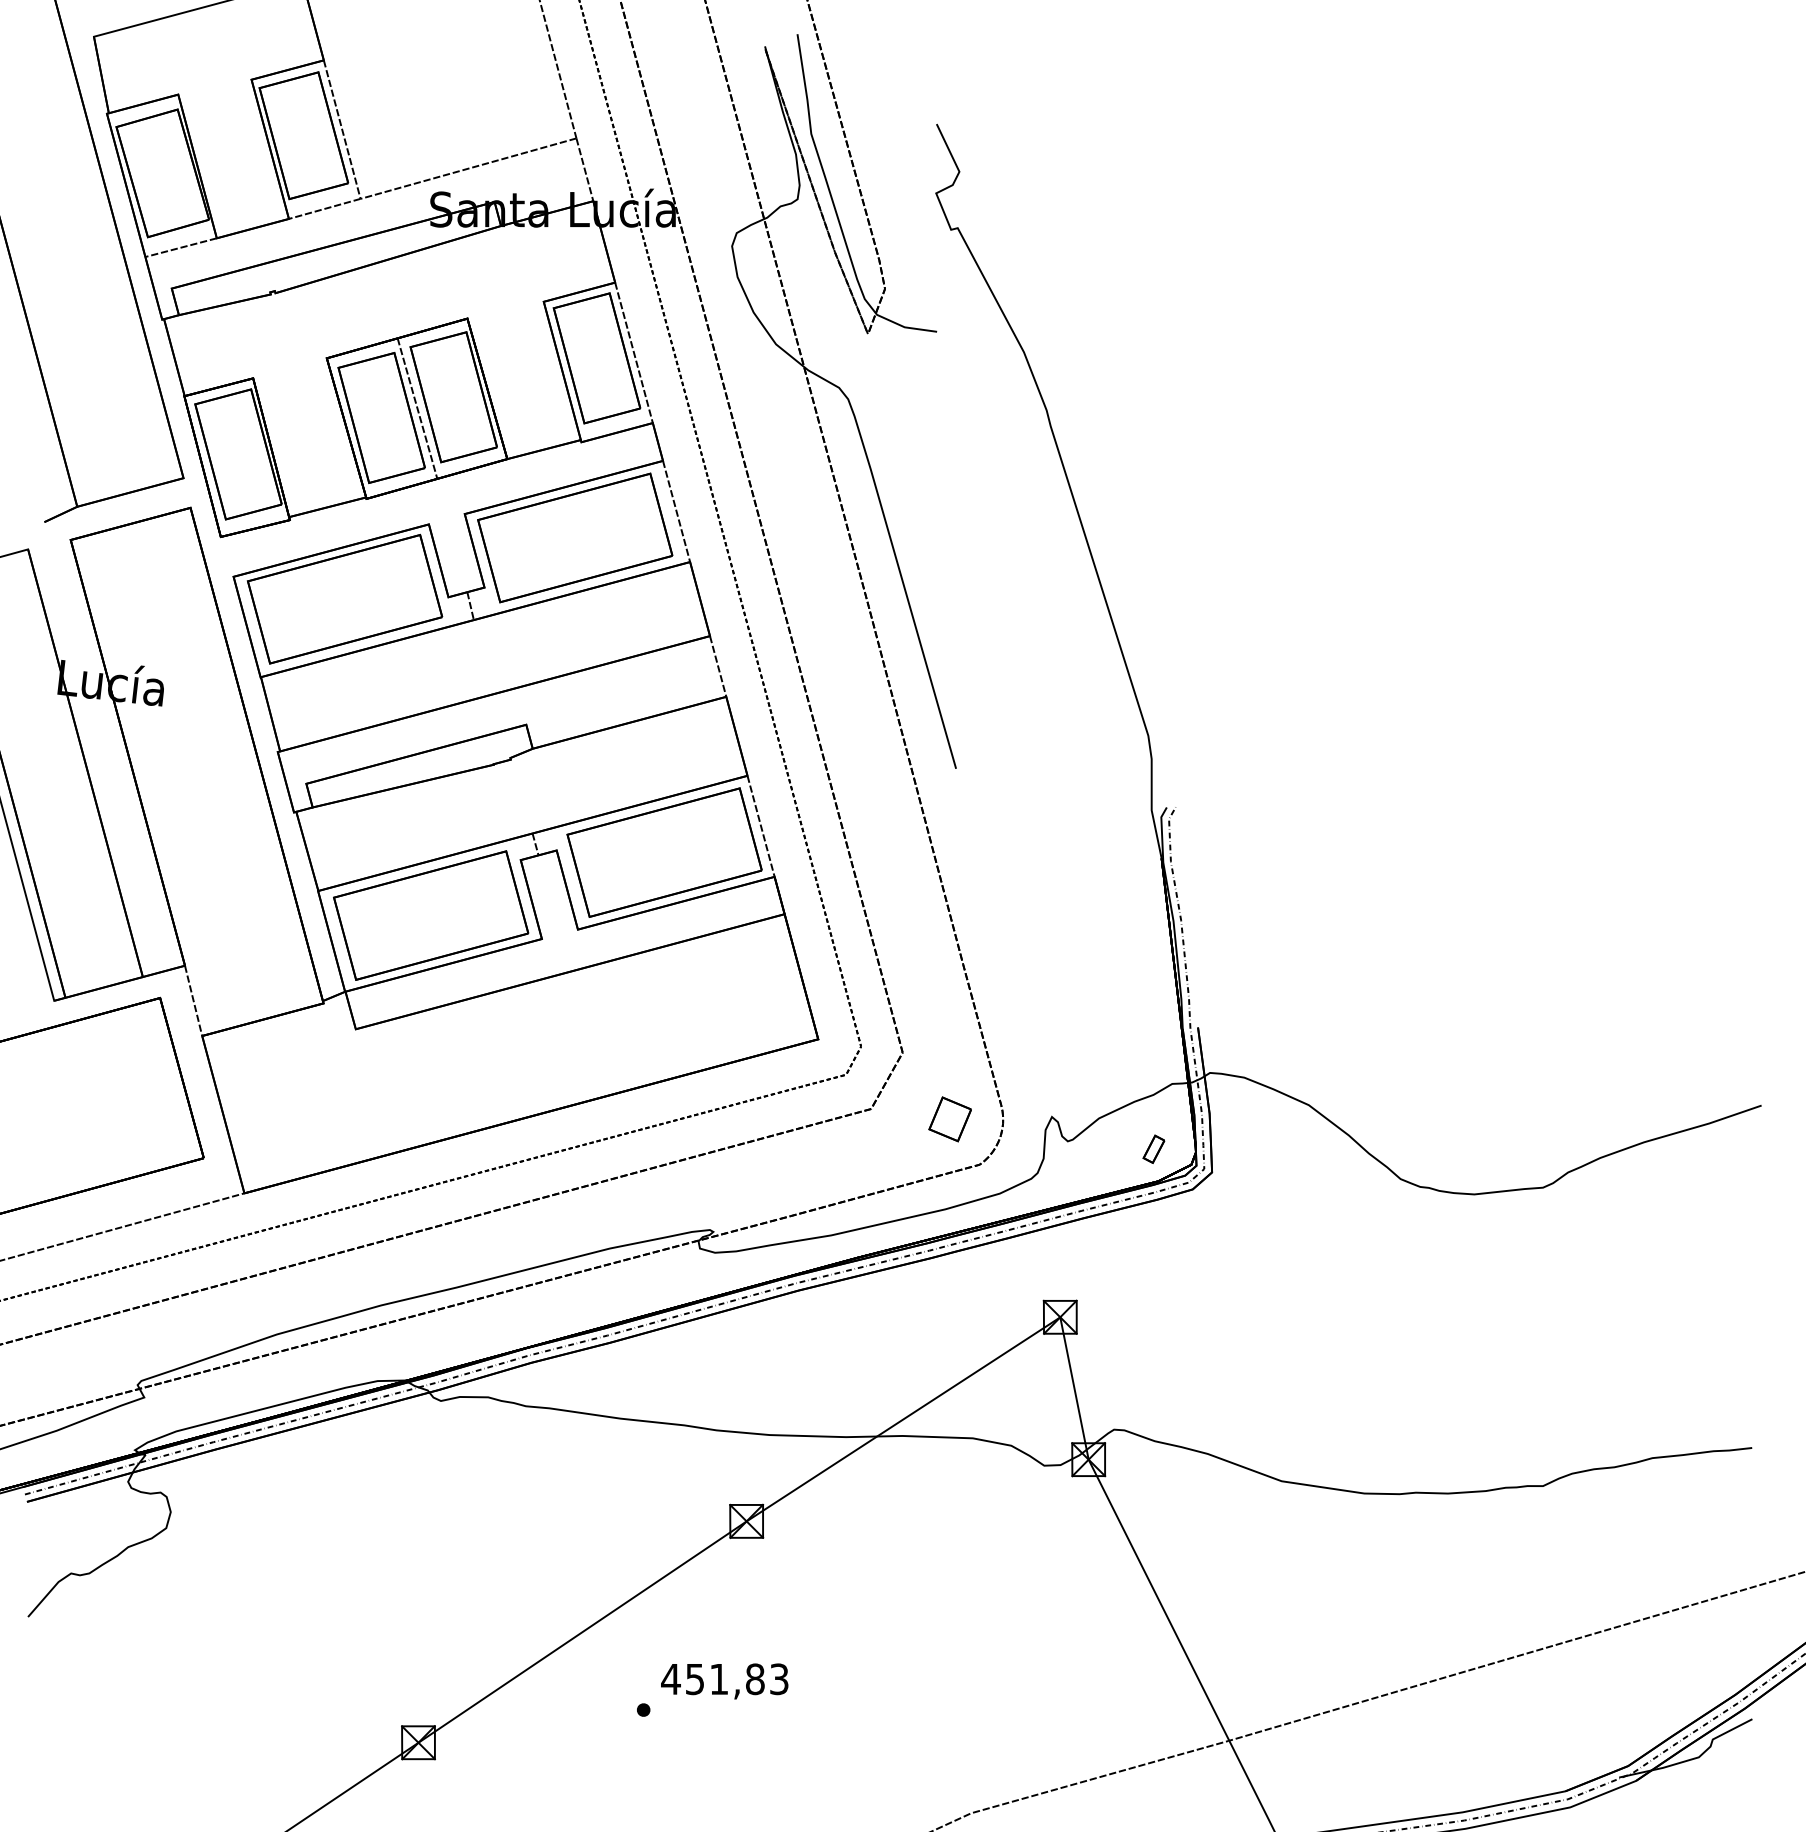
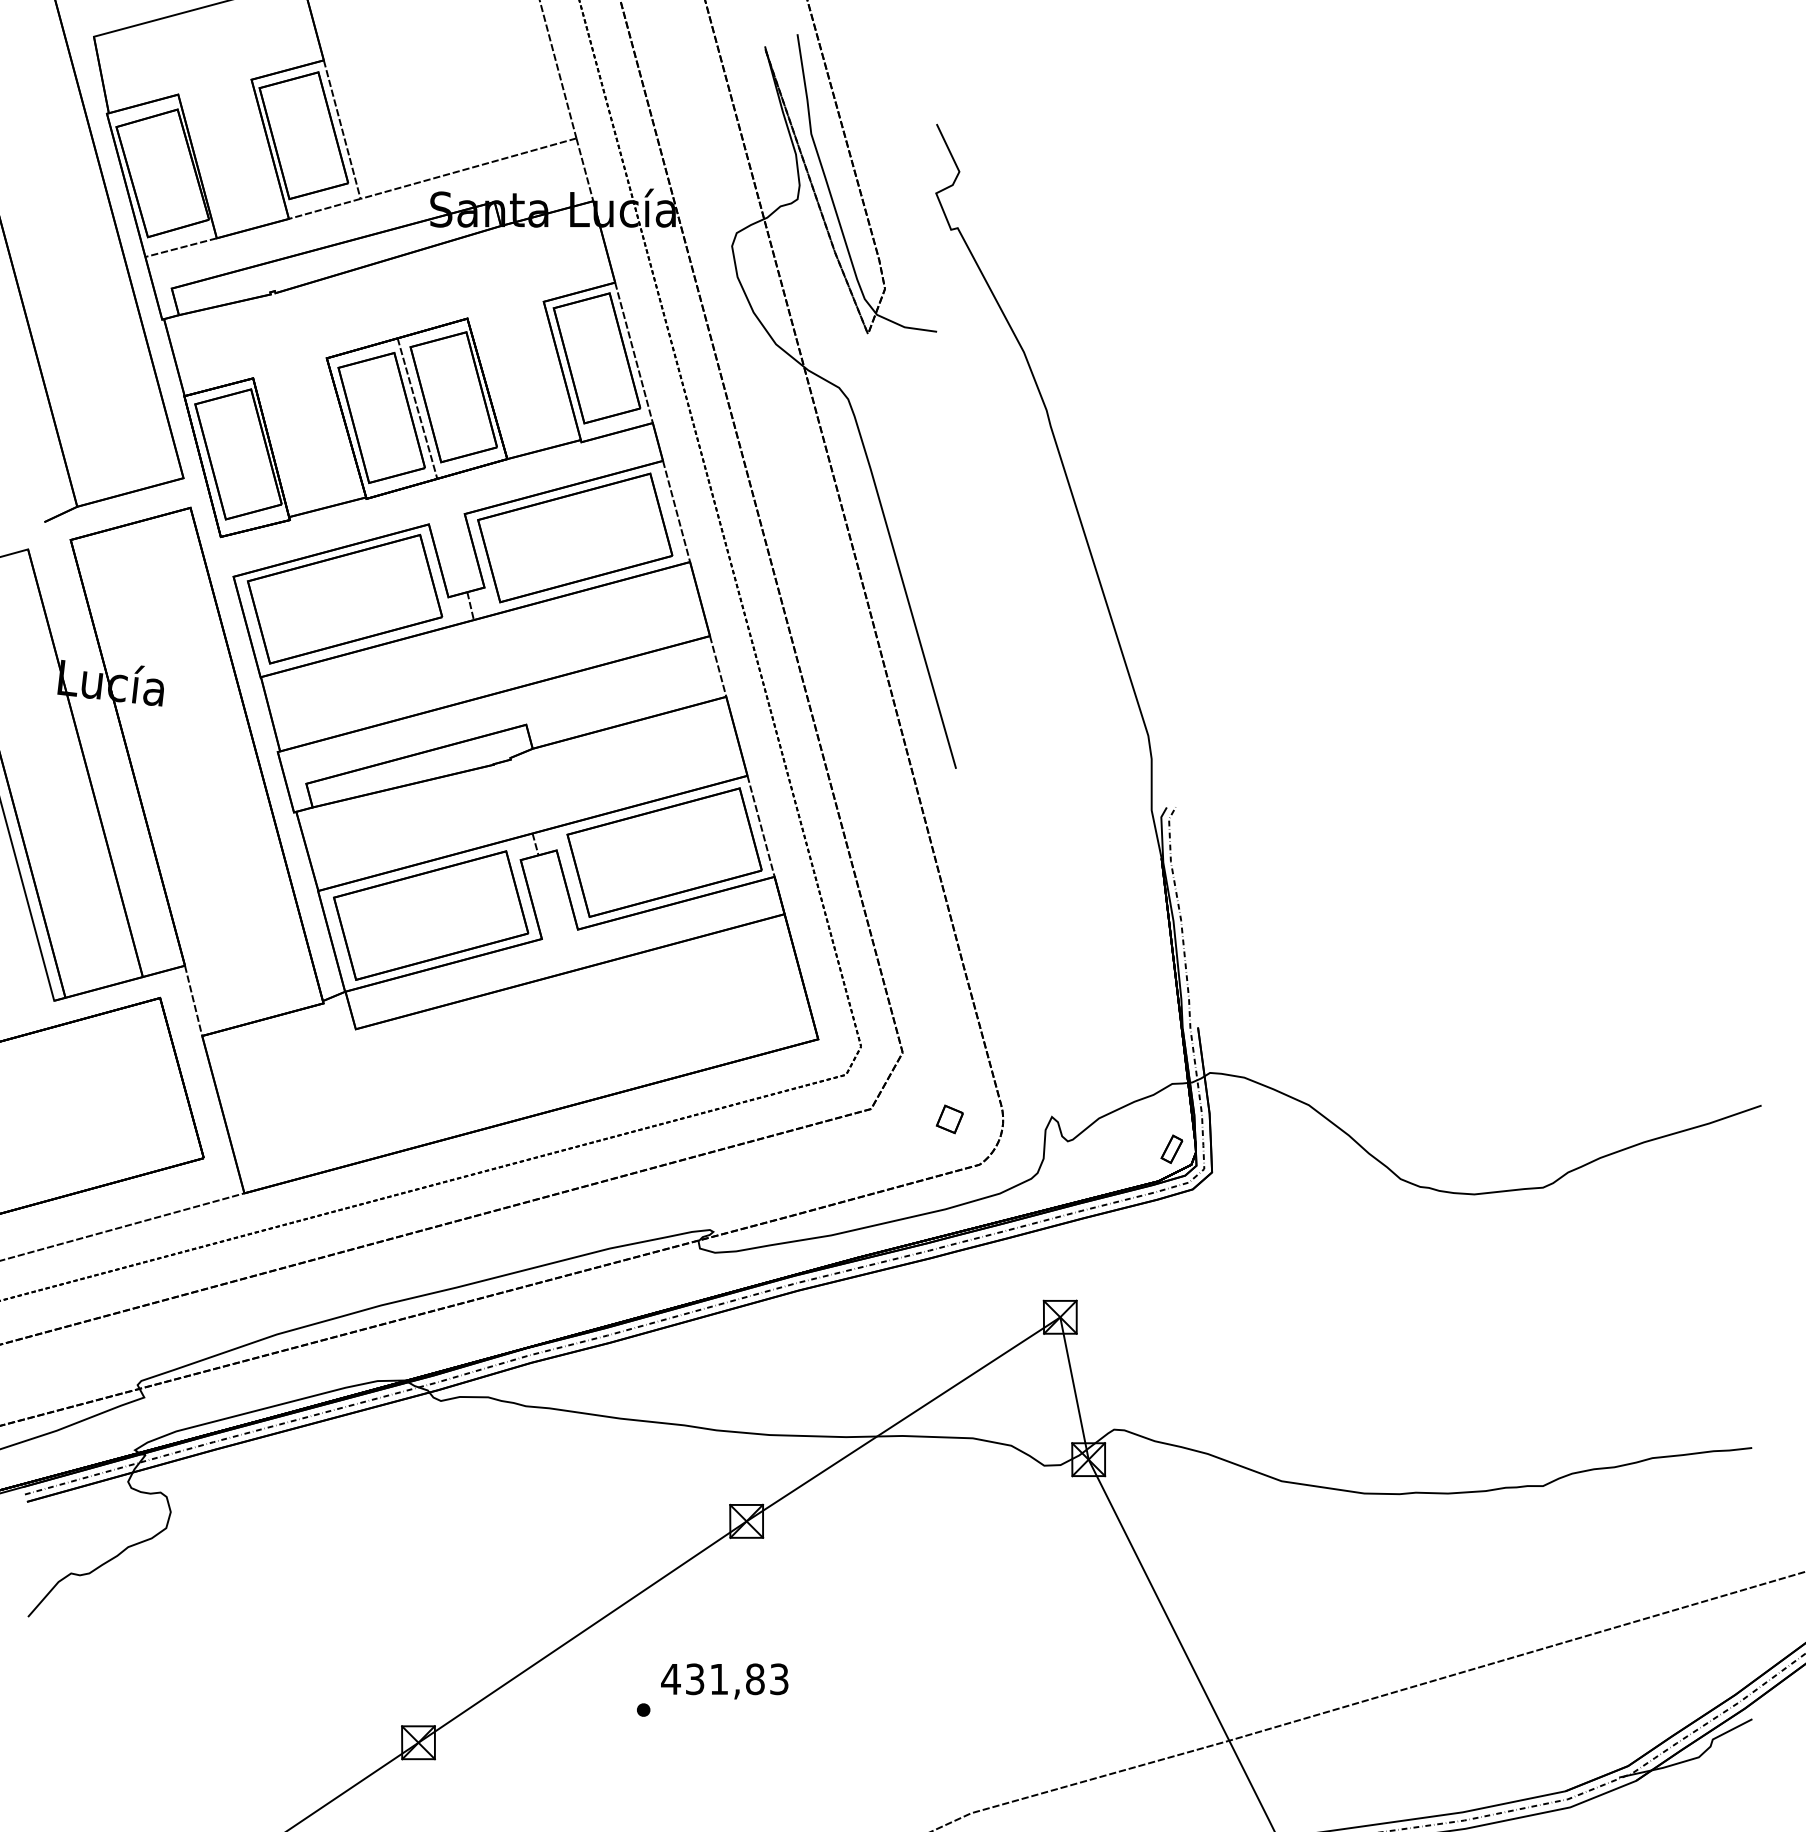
part size: 44x47 px -> 29x31 px (949, 1119)
part position: (1153, 1148) -> (1171, 1148) (1171, 1148)
text: 451,83 -> 431,83 (695, 1678)
